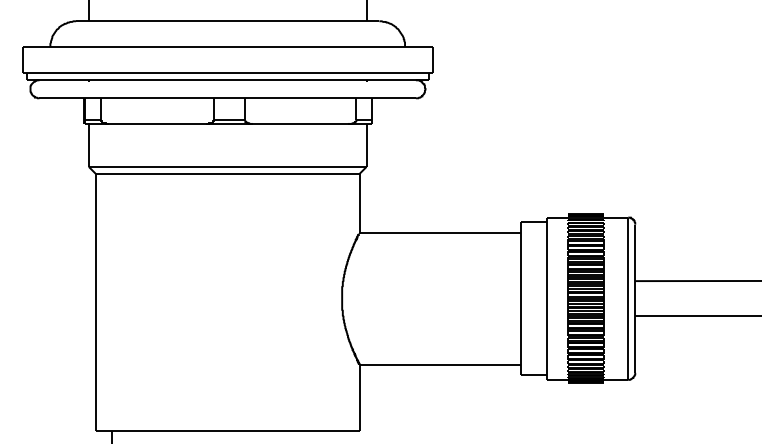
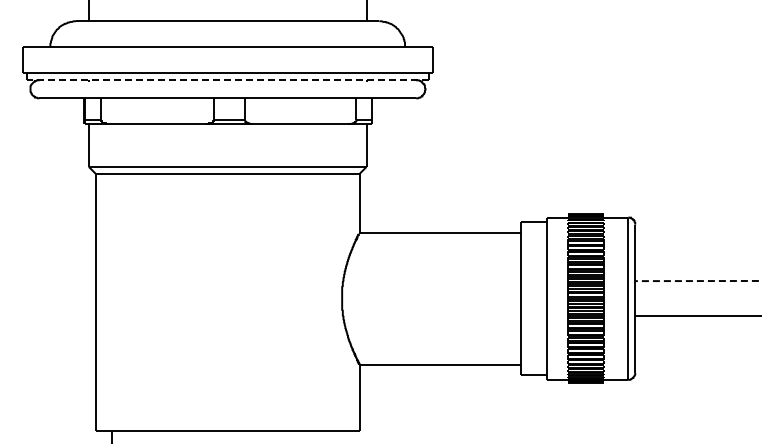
line: solid -> dashed (227, 80)
line: solid -> dashed (698, 281)
